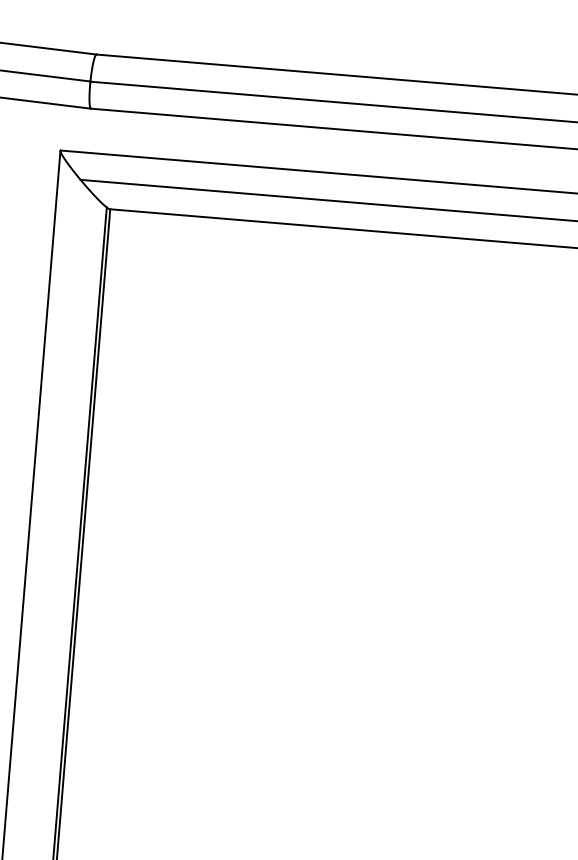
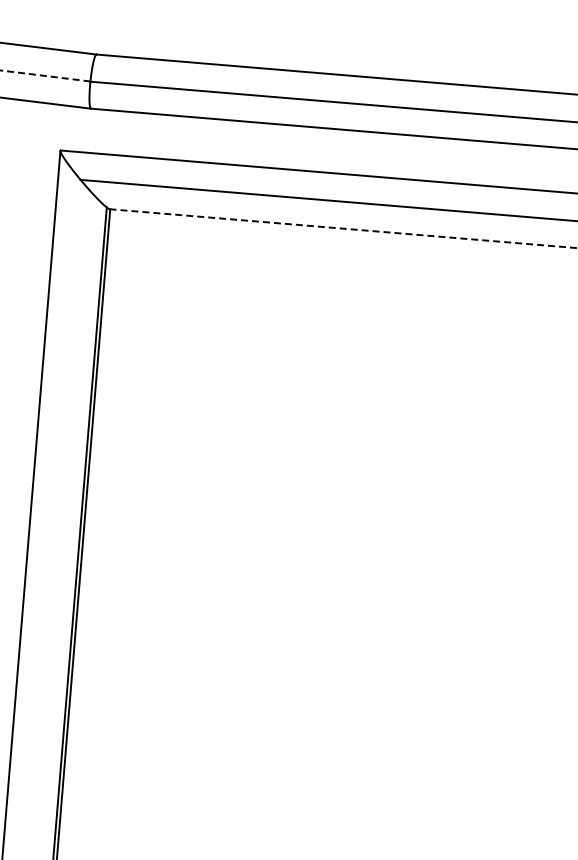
line: solid -> dashed (44, 75)
line: solid -> dashed (343, 228)
